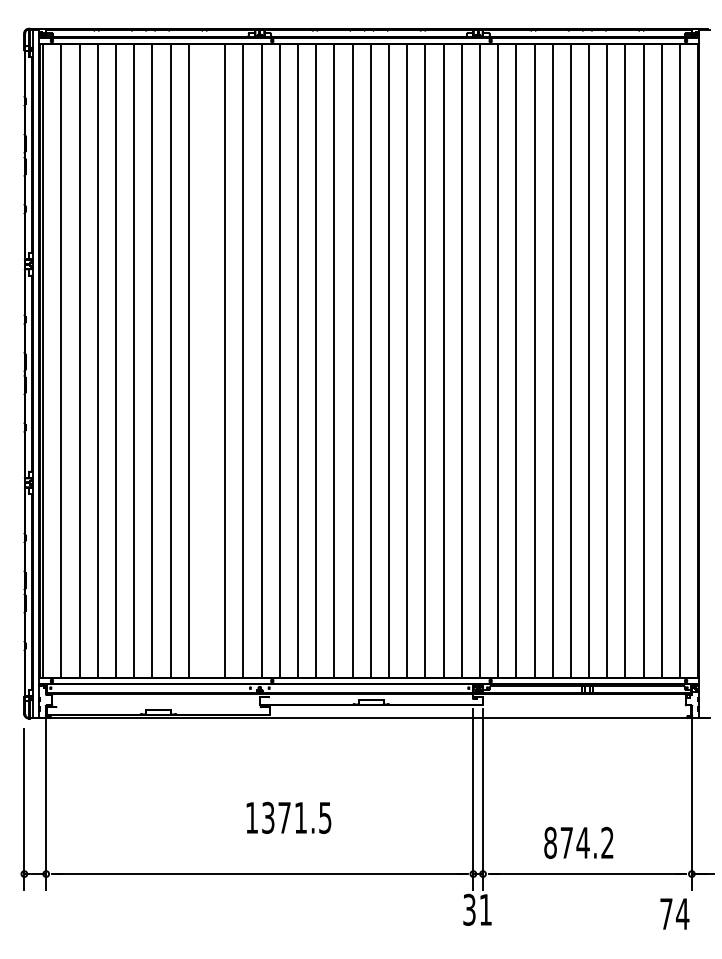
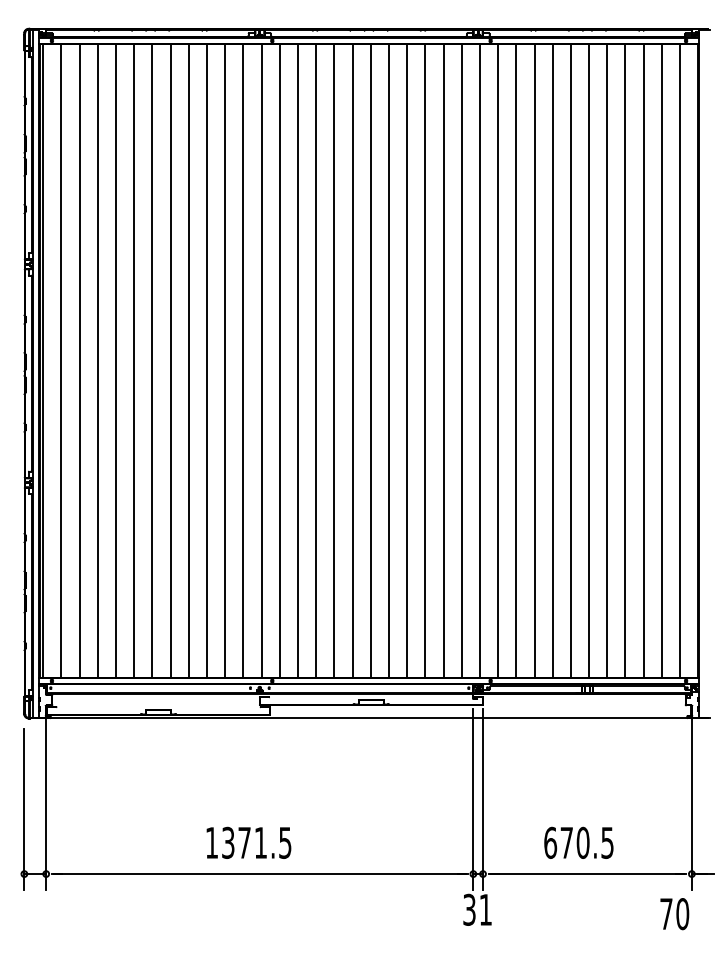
line: none -> present (207, 360)
text position: (288, 817) -> (248, 842) (248, 842)
text: 874.2 -> 670.5 (578, 842)
text: 74 -> 70 (682, 914)
